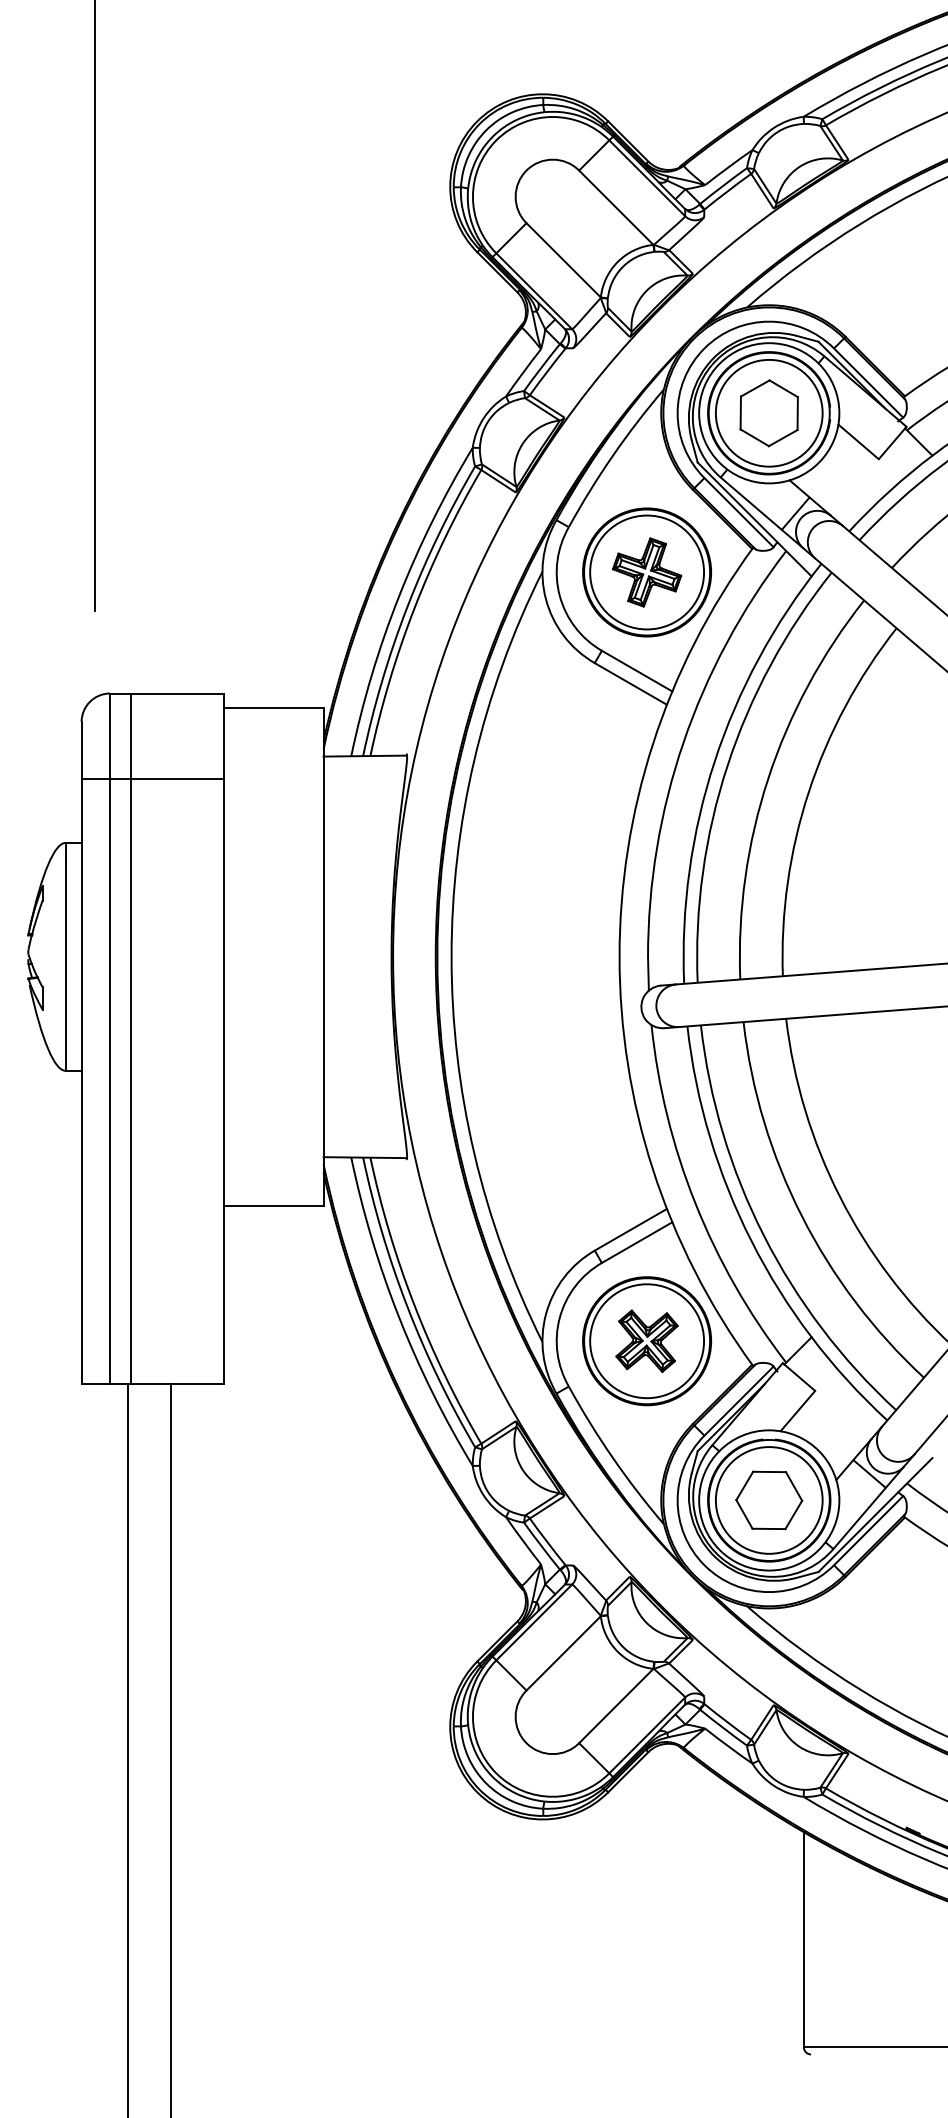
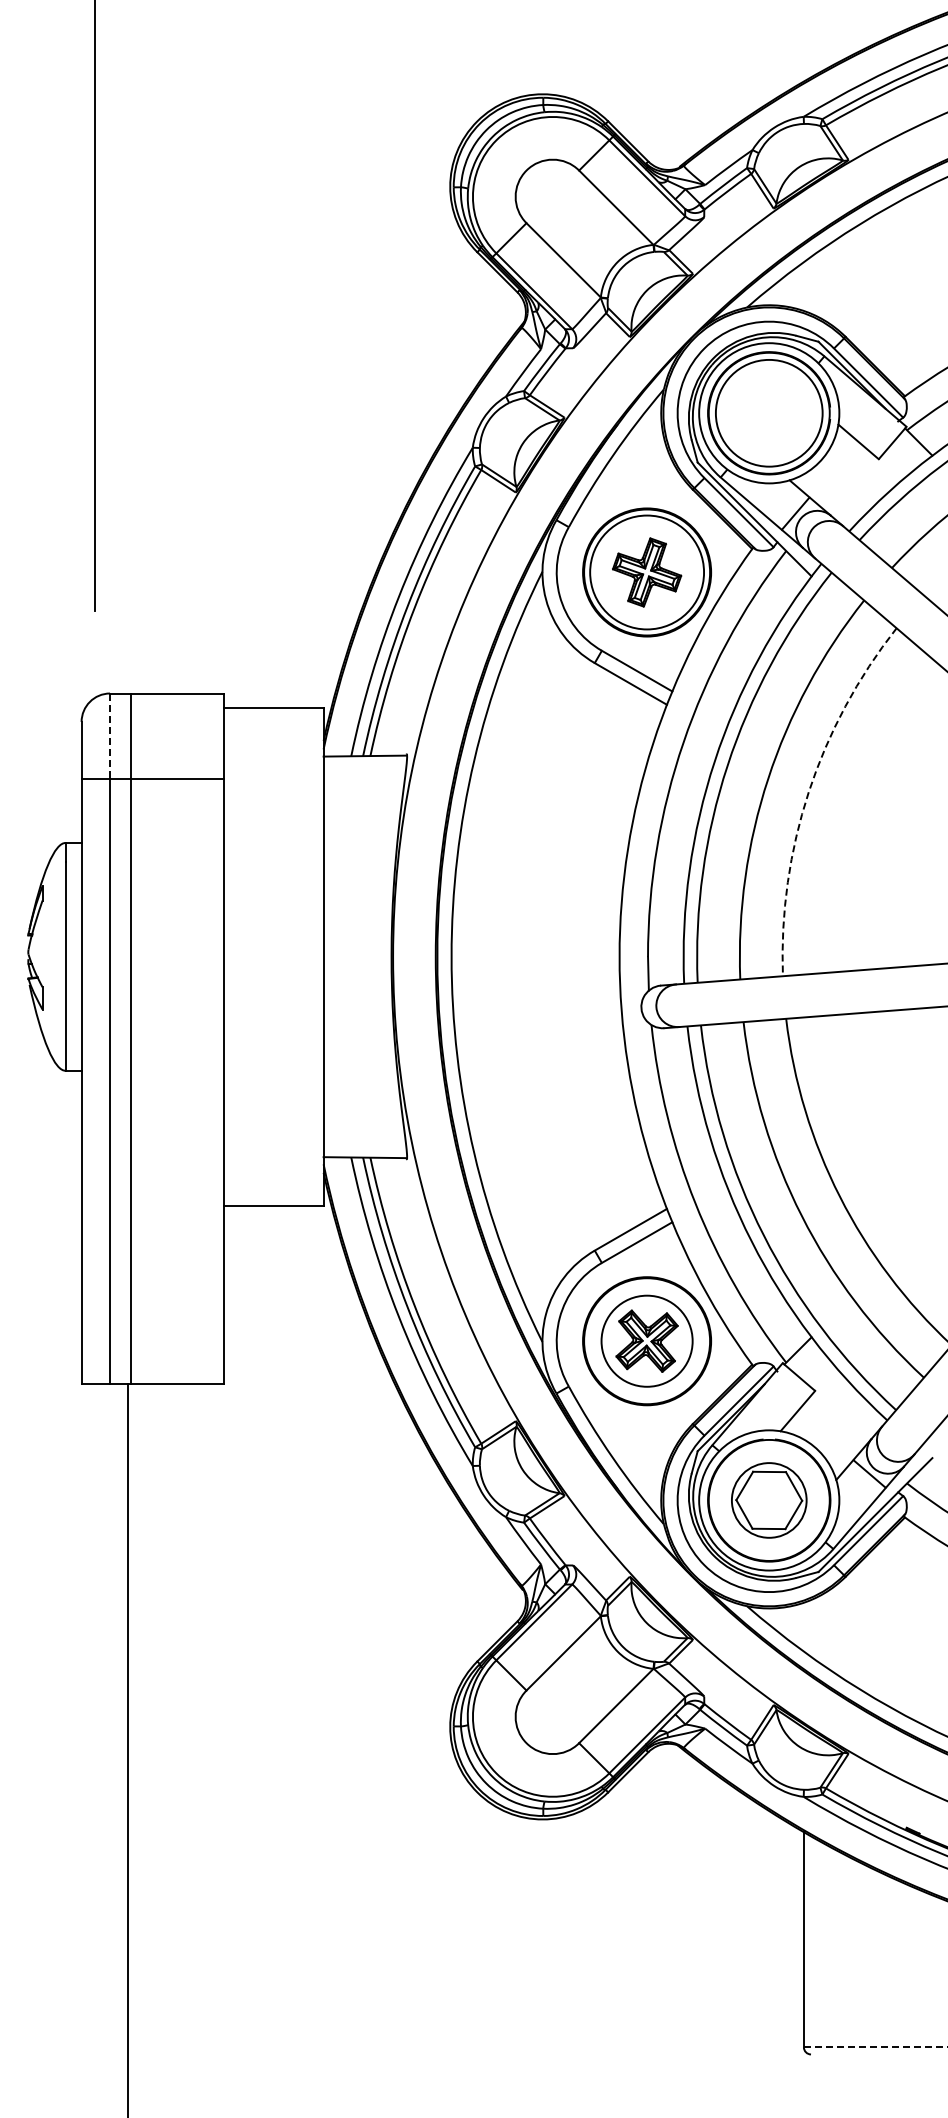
part: present -> none (768, 413)
line: solid -> dashed (110, 736)
arc: solid -> dashed (808, 792)
circle diameter: 114 px -> 91 px (646, 1340)
circle diameter: 107 px -> 75 px (768, 1500)
line: present -> none (170, 1748)
line: solid -> dashed (875, 2047)
